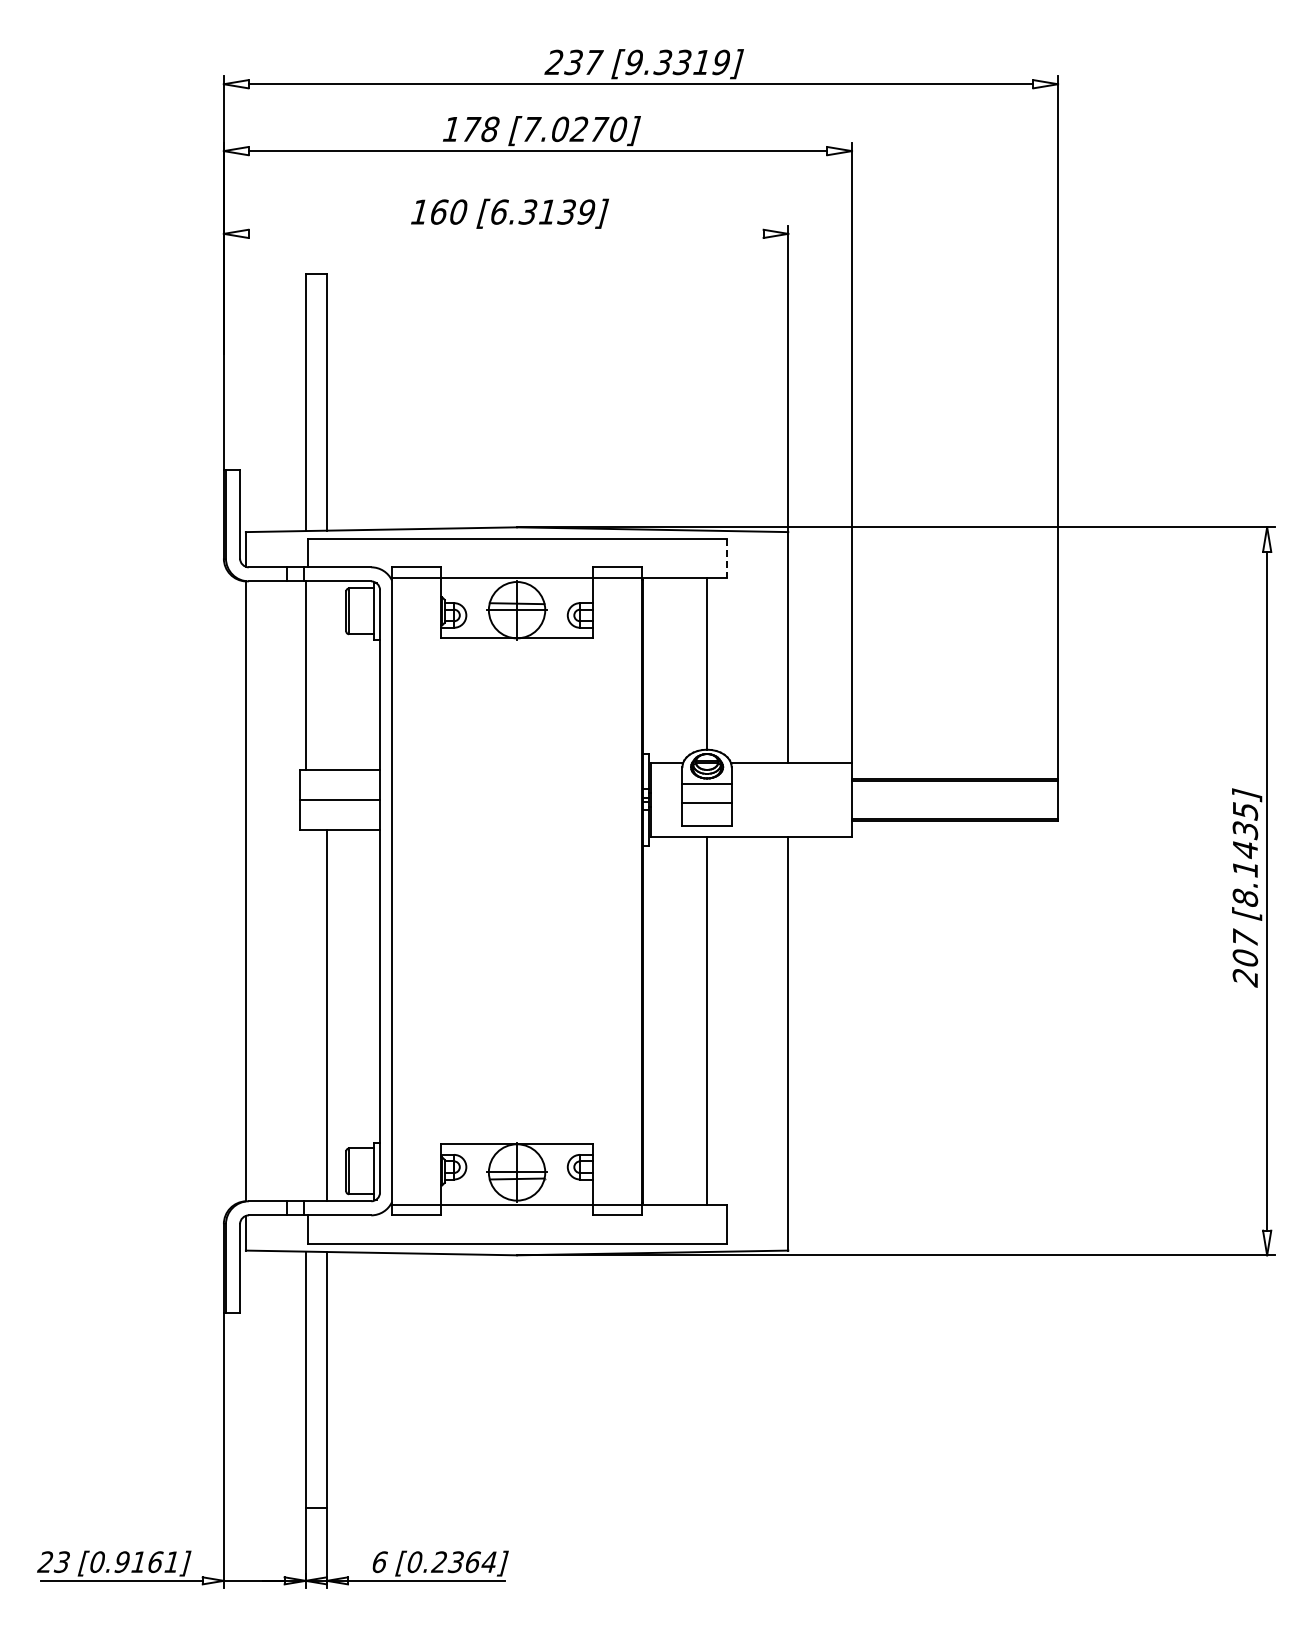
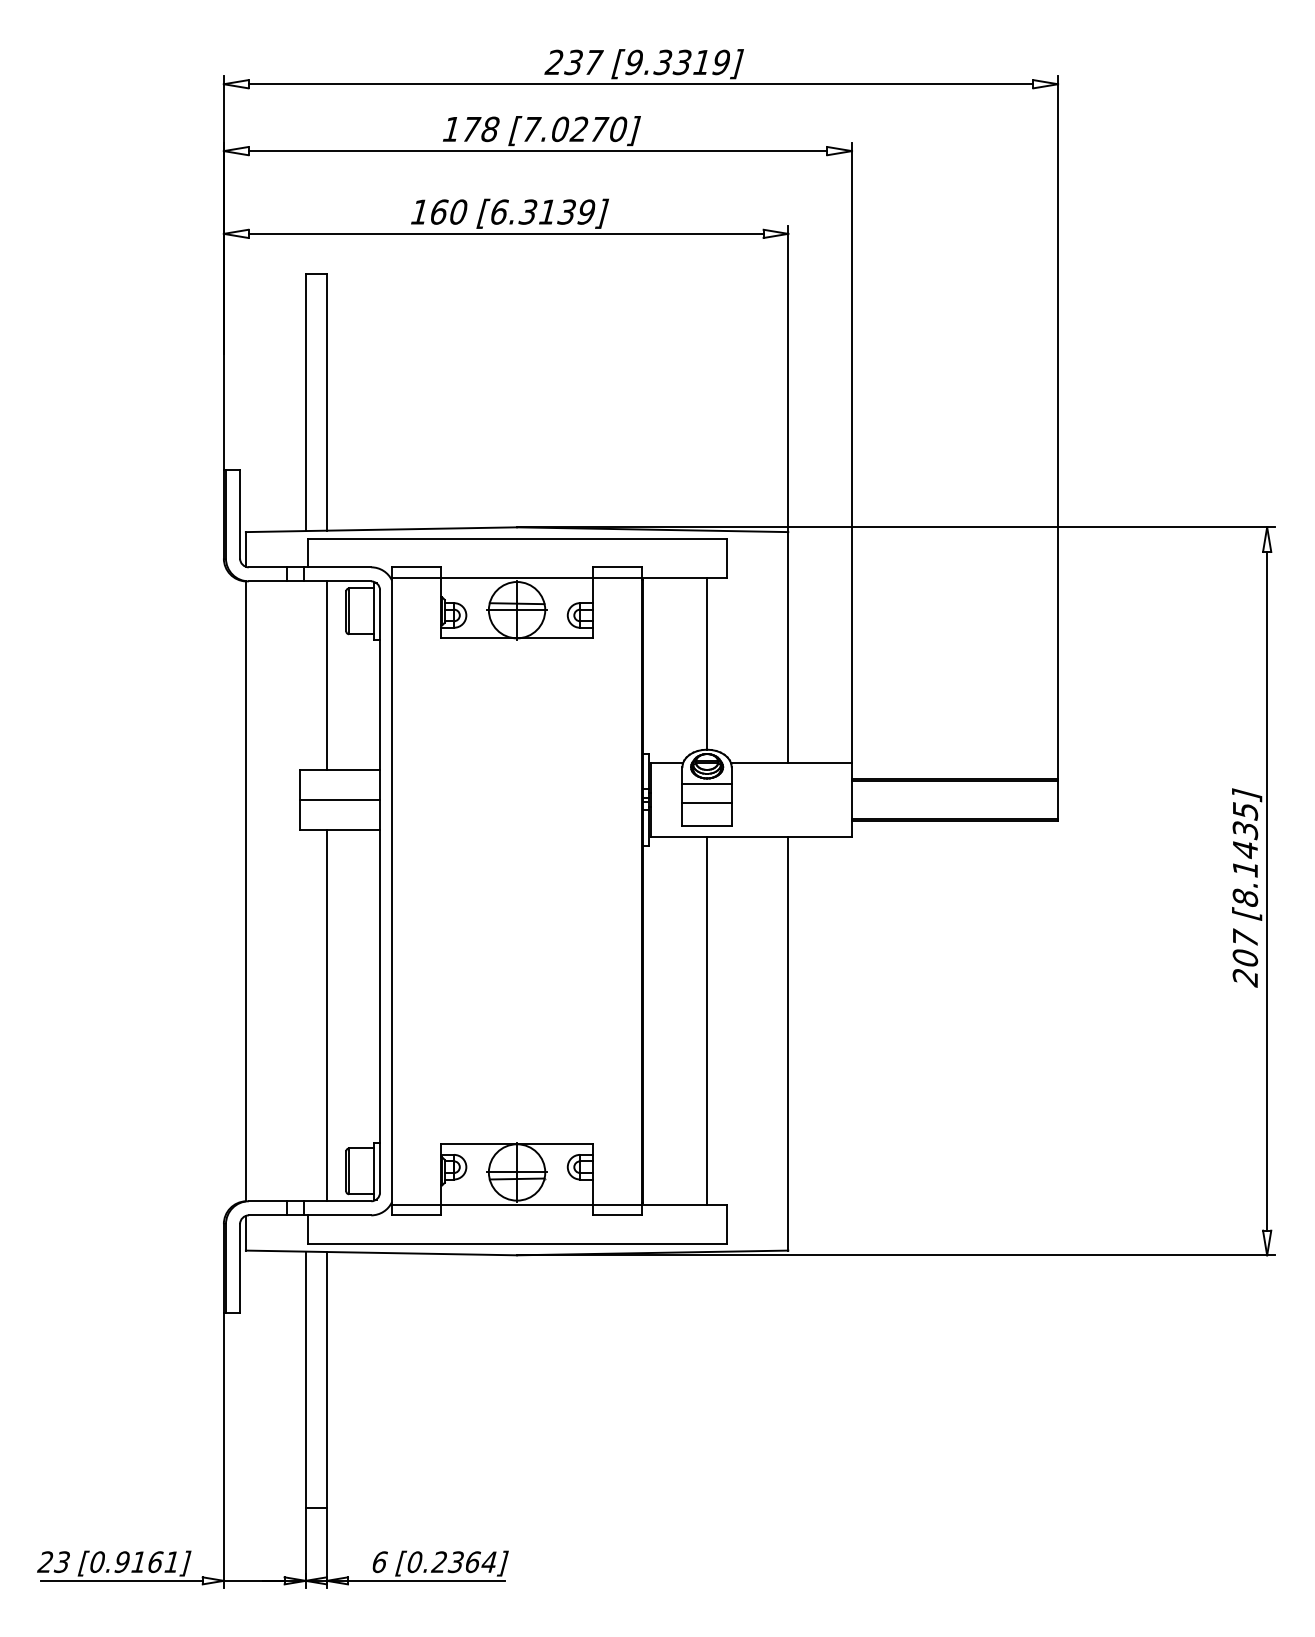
line: none -> present (505, 233)
line: dashed -> solid (726, 559)
line position: (305, 675) -> (326, 675) (326, 675)
